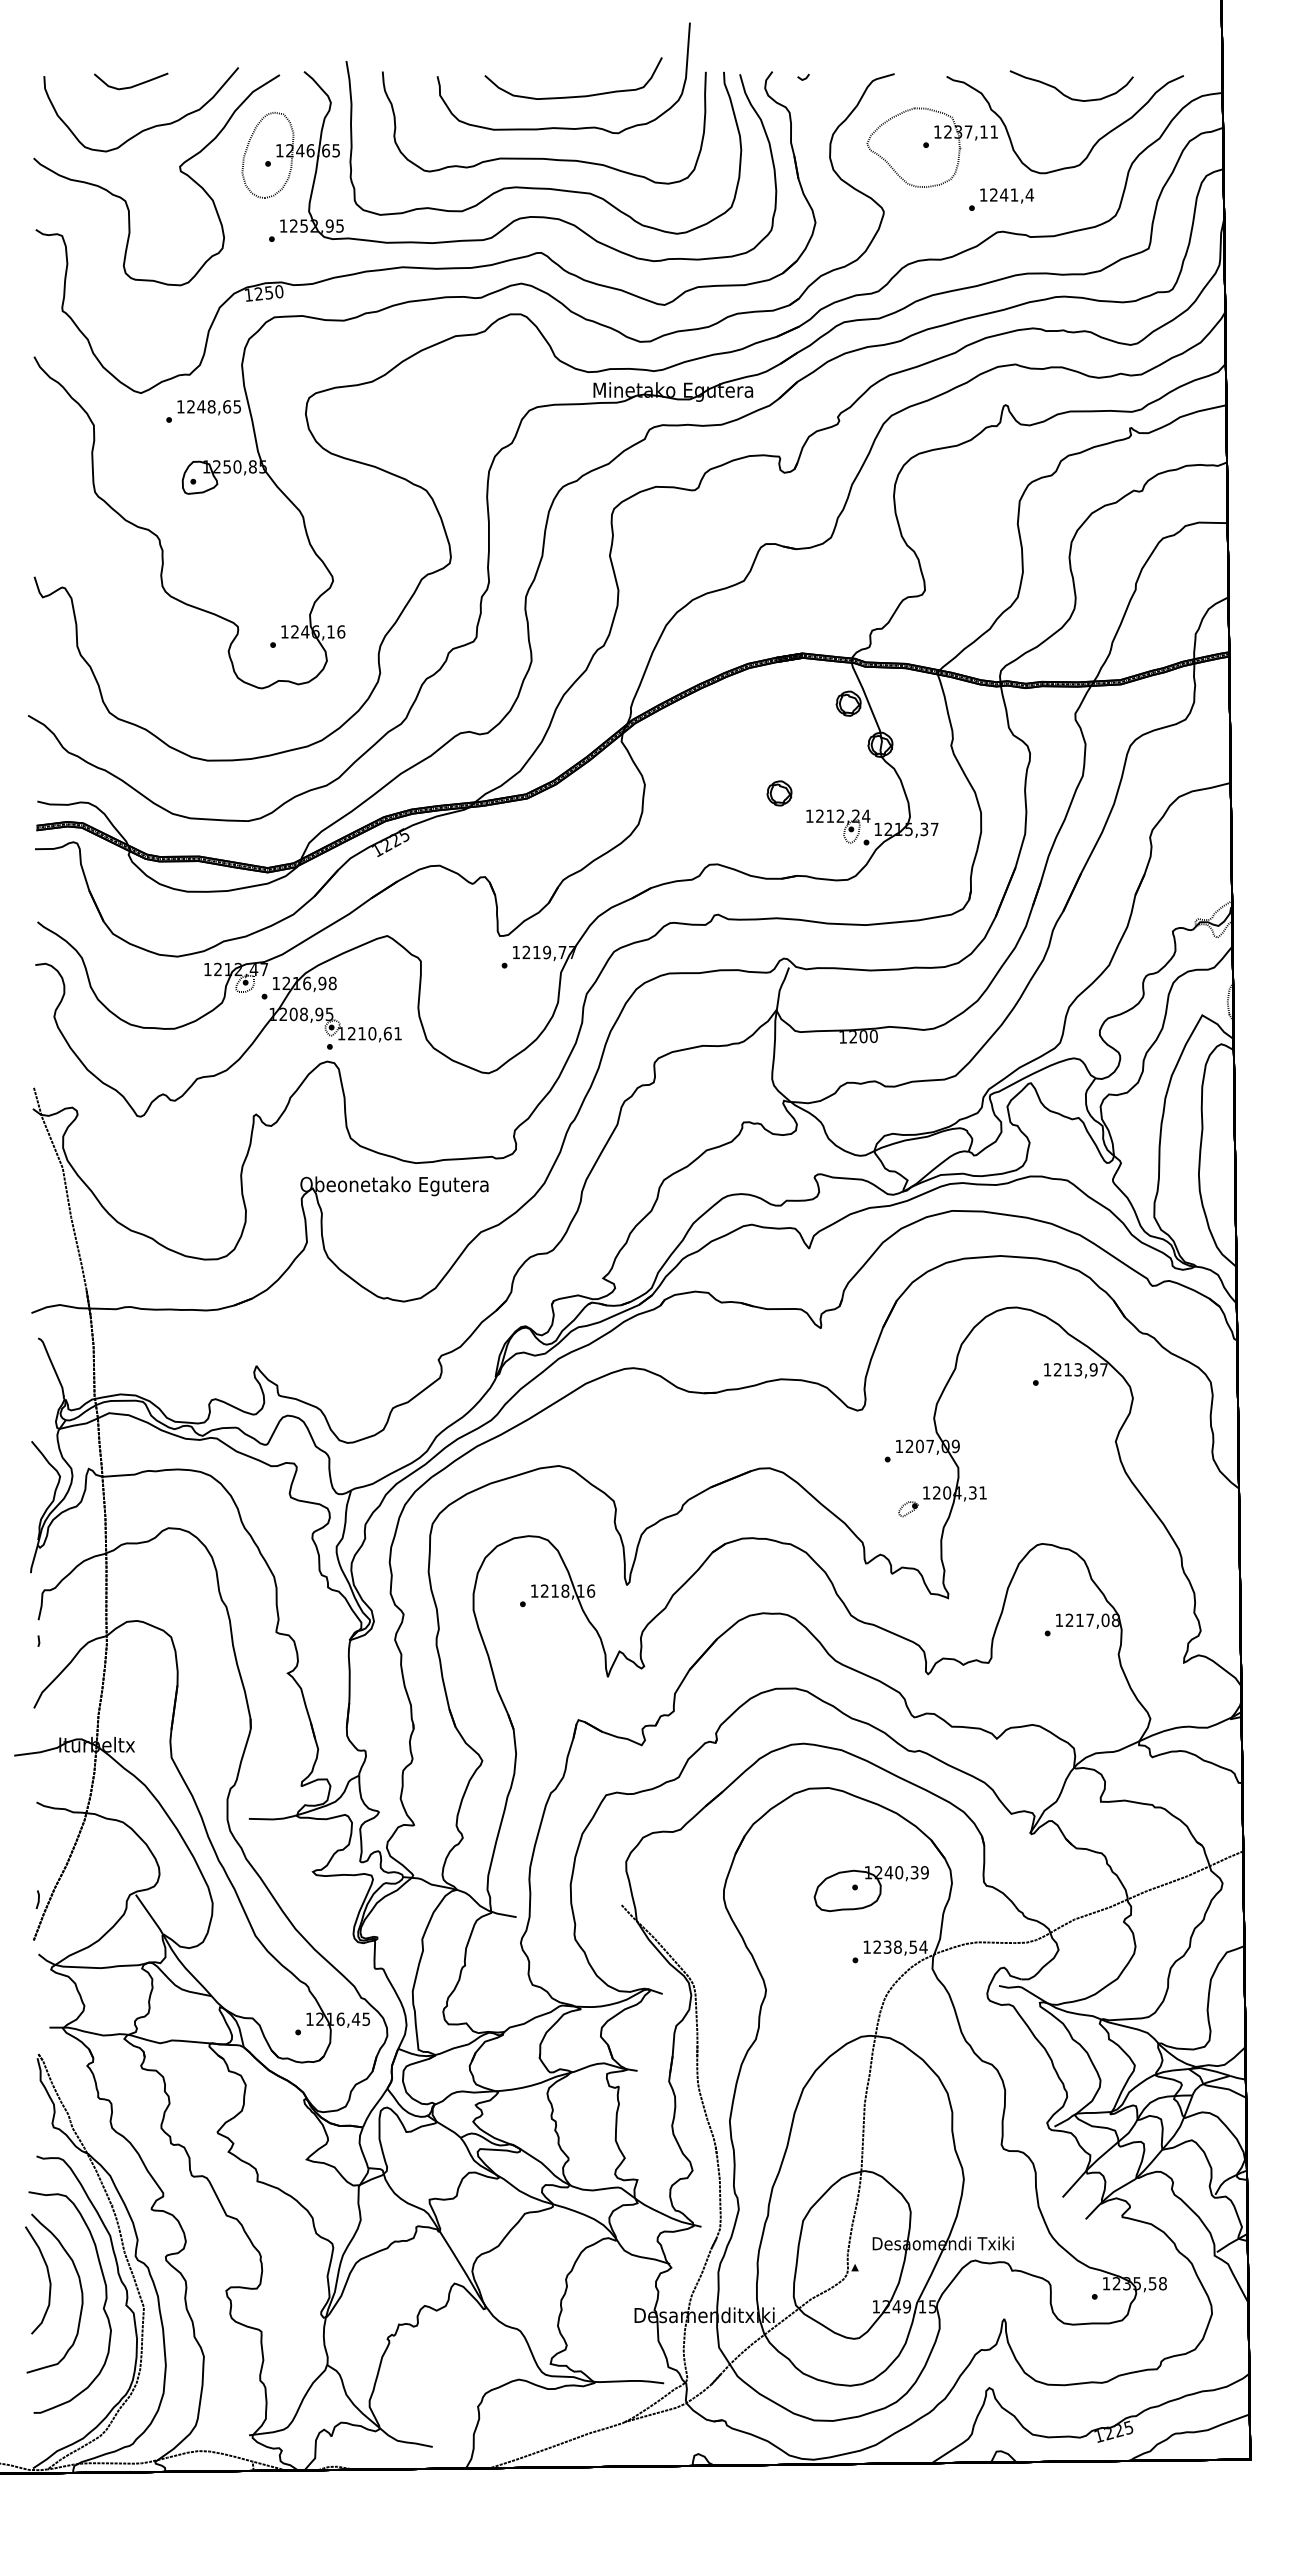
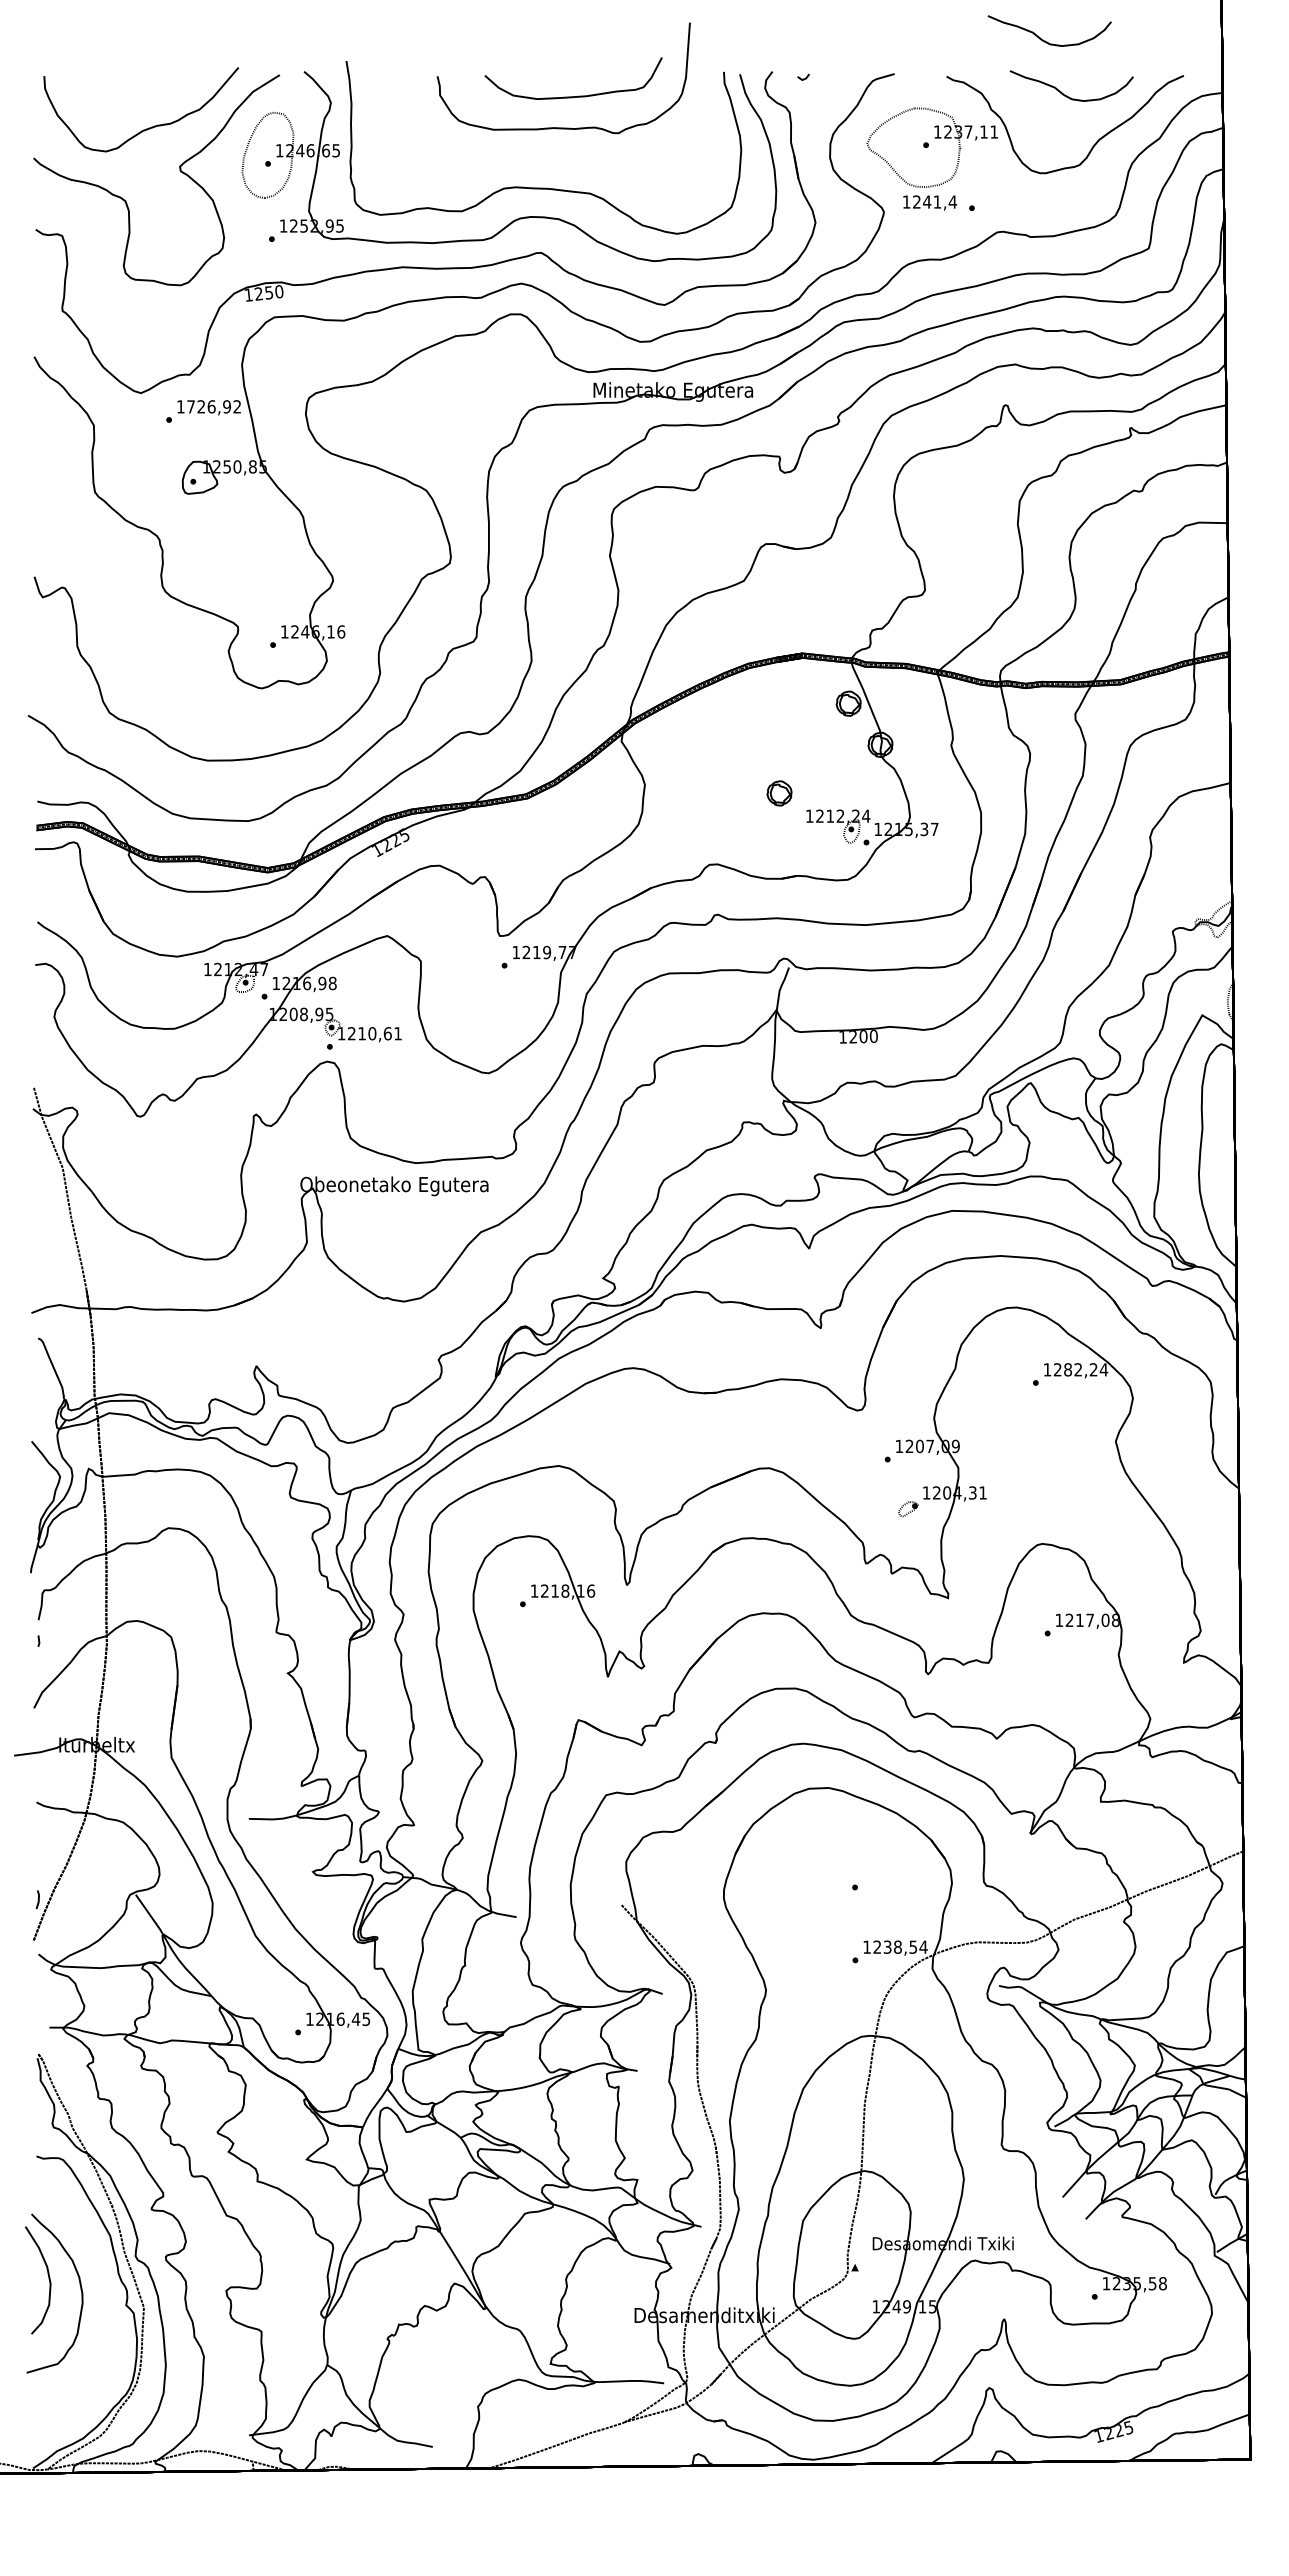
curve: none -> present (1045, 40)
curve: present -> none (132, 85)
curve: present -> none (541, 157)
text position: (1007, 195) -> (930, 202) (930, 202)
text: 1248,65 -> 1726,92 (213, 406)
text: 1213,97 -> 1282,24 (1086, 1369)
part: present -> none (870, 1889)
curve: present -> none (102, 2308)
